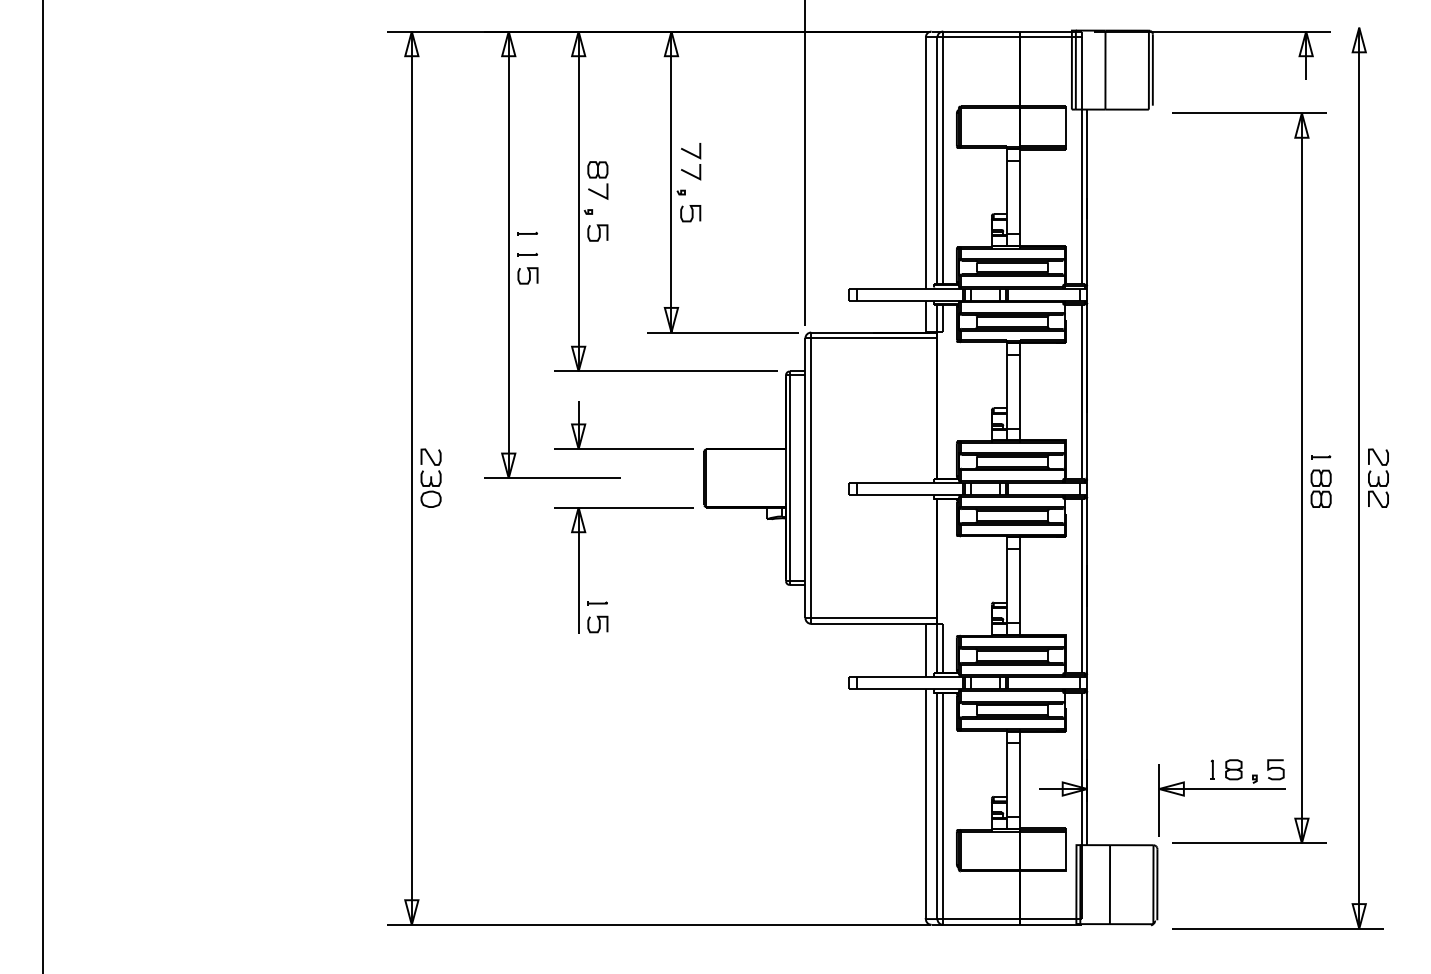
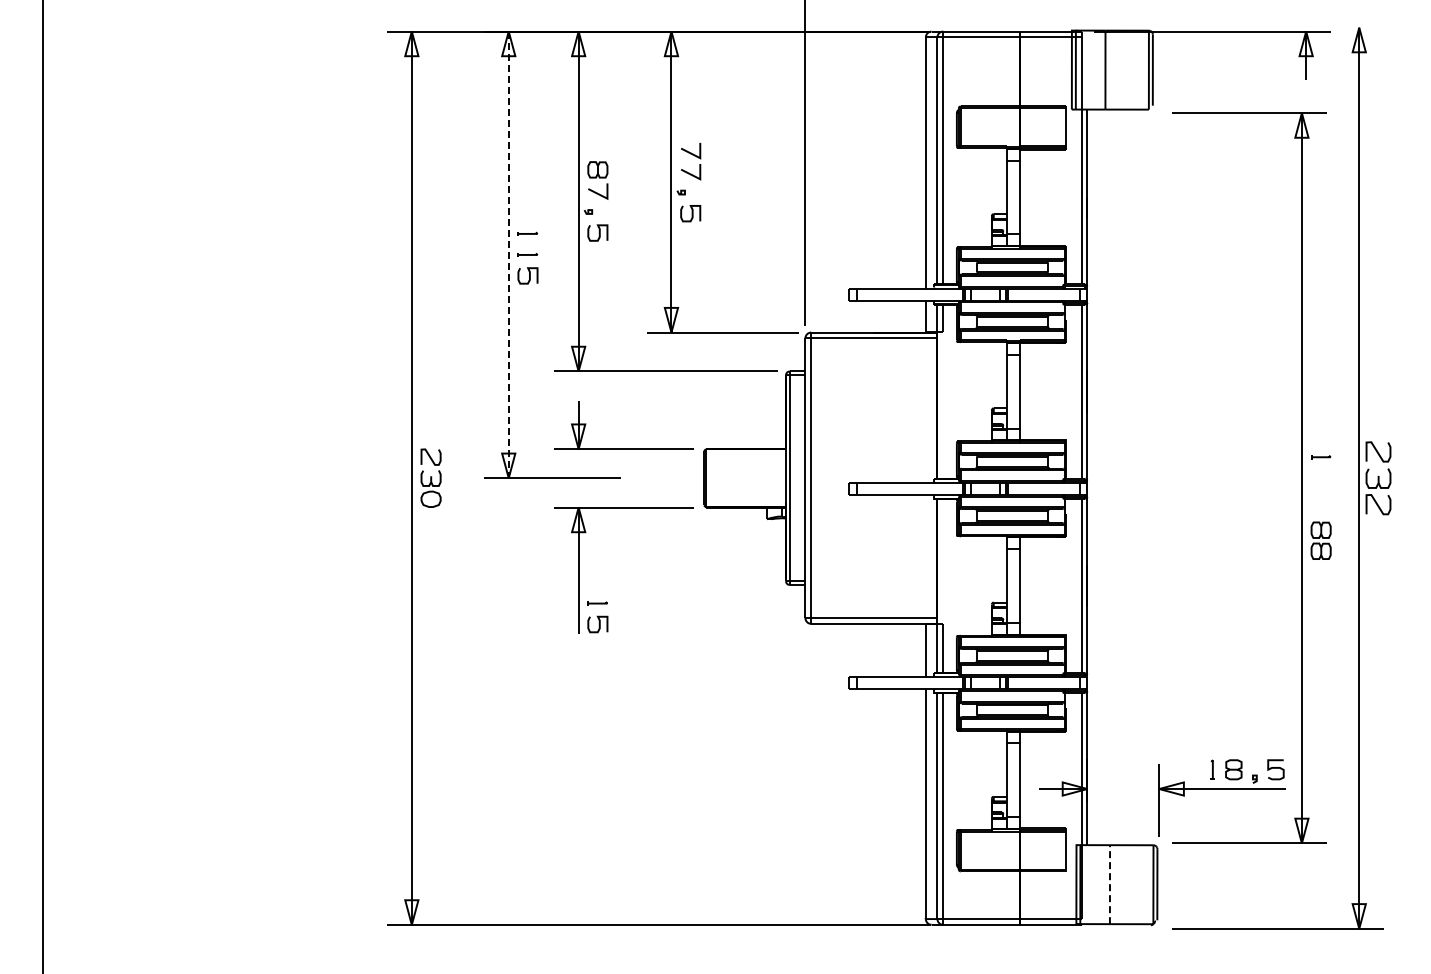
line: solid -> dashed (508, 255)
part size: 21x60 px -> 27x75 px (1378, 478)
part position: (1320, 488) -> (1320, 540) (1320, 540)
line: solid -> dashed (1109, 884)
